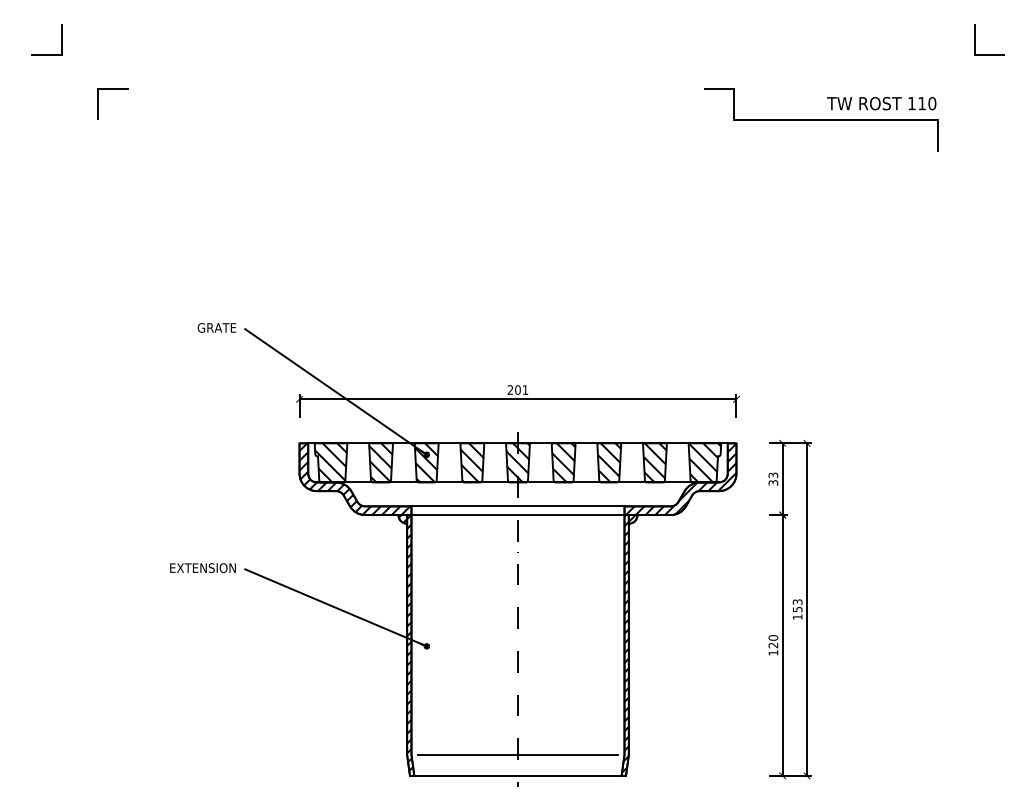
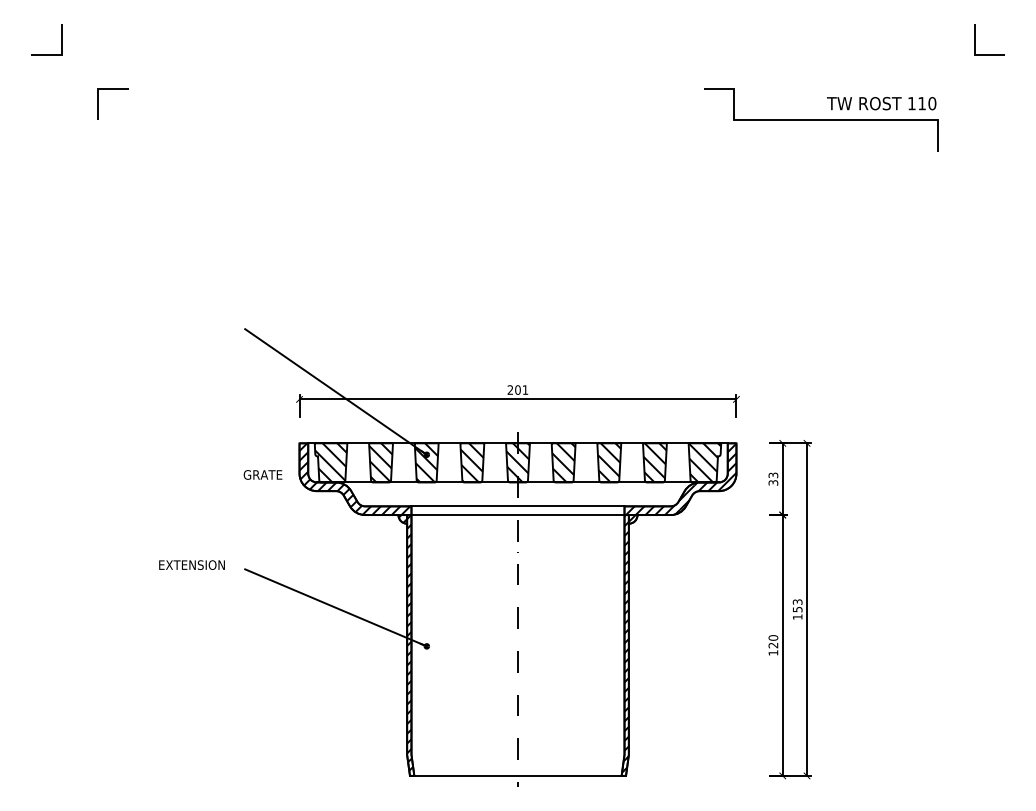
text position: (216, 327) -> (262, 474) (262, 474)
text position: (202, 567) -> (191, 564) (191, 564)
line: present -> none (517, 754)
